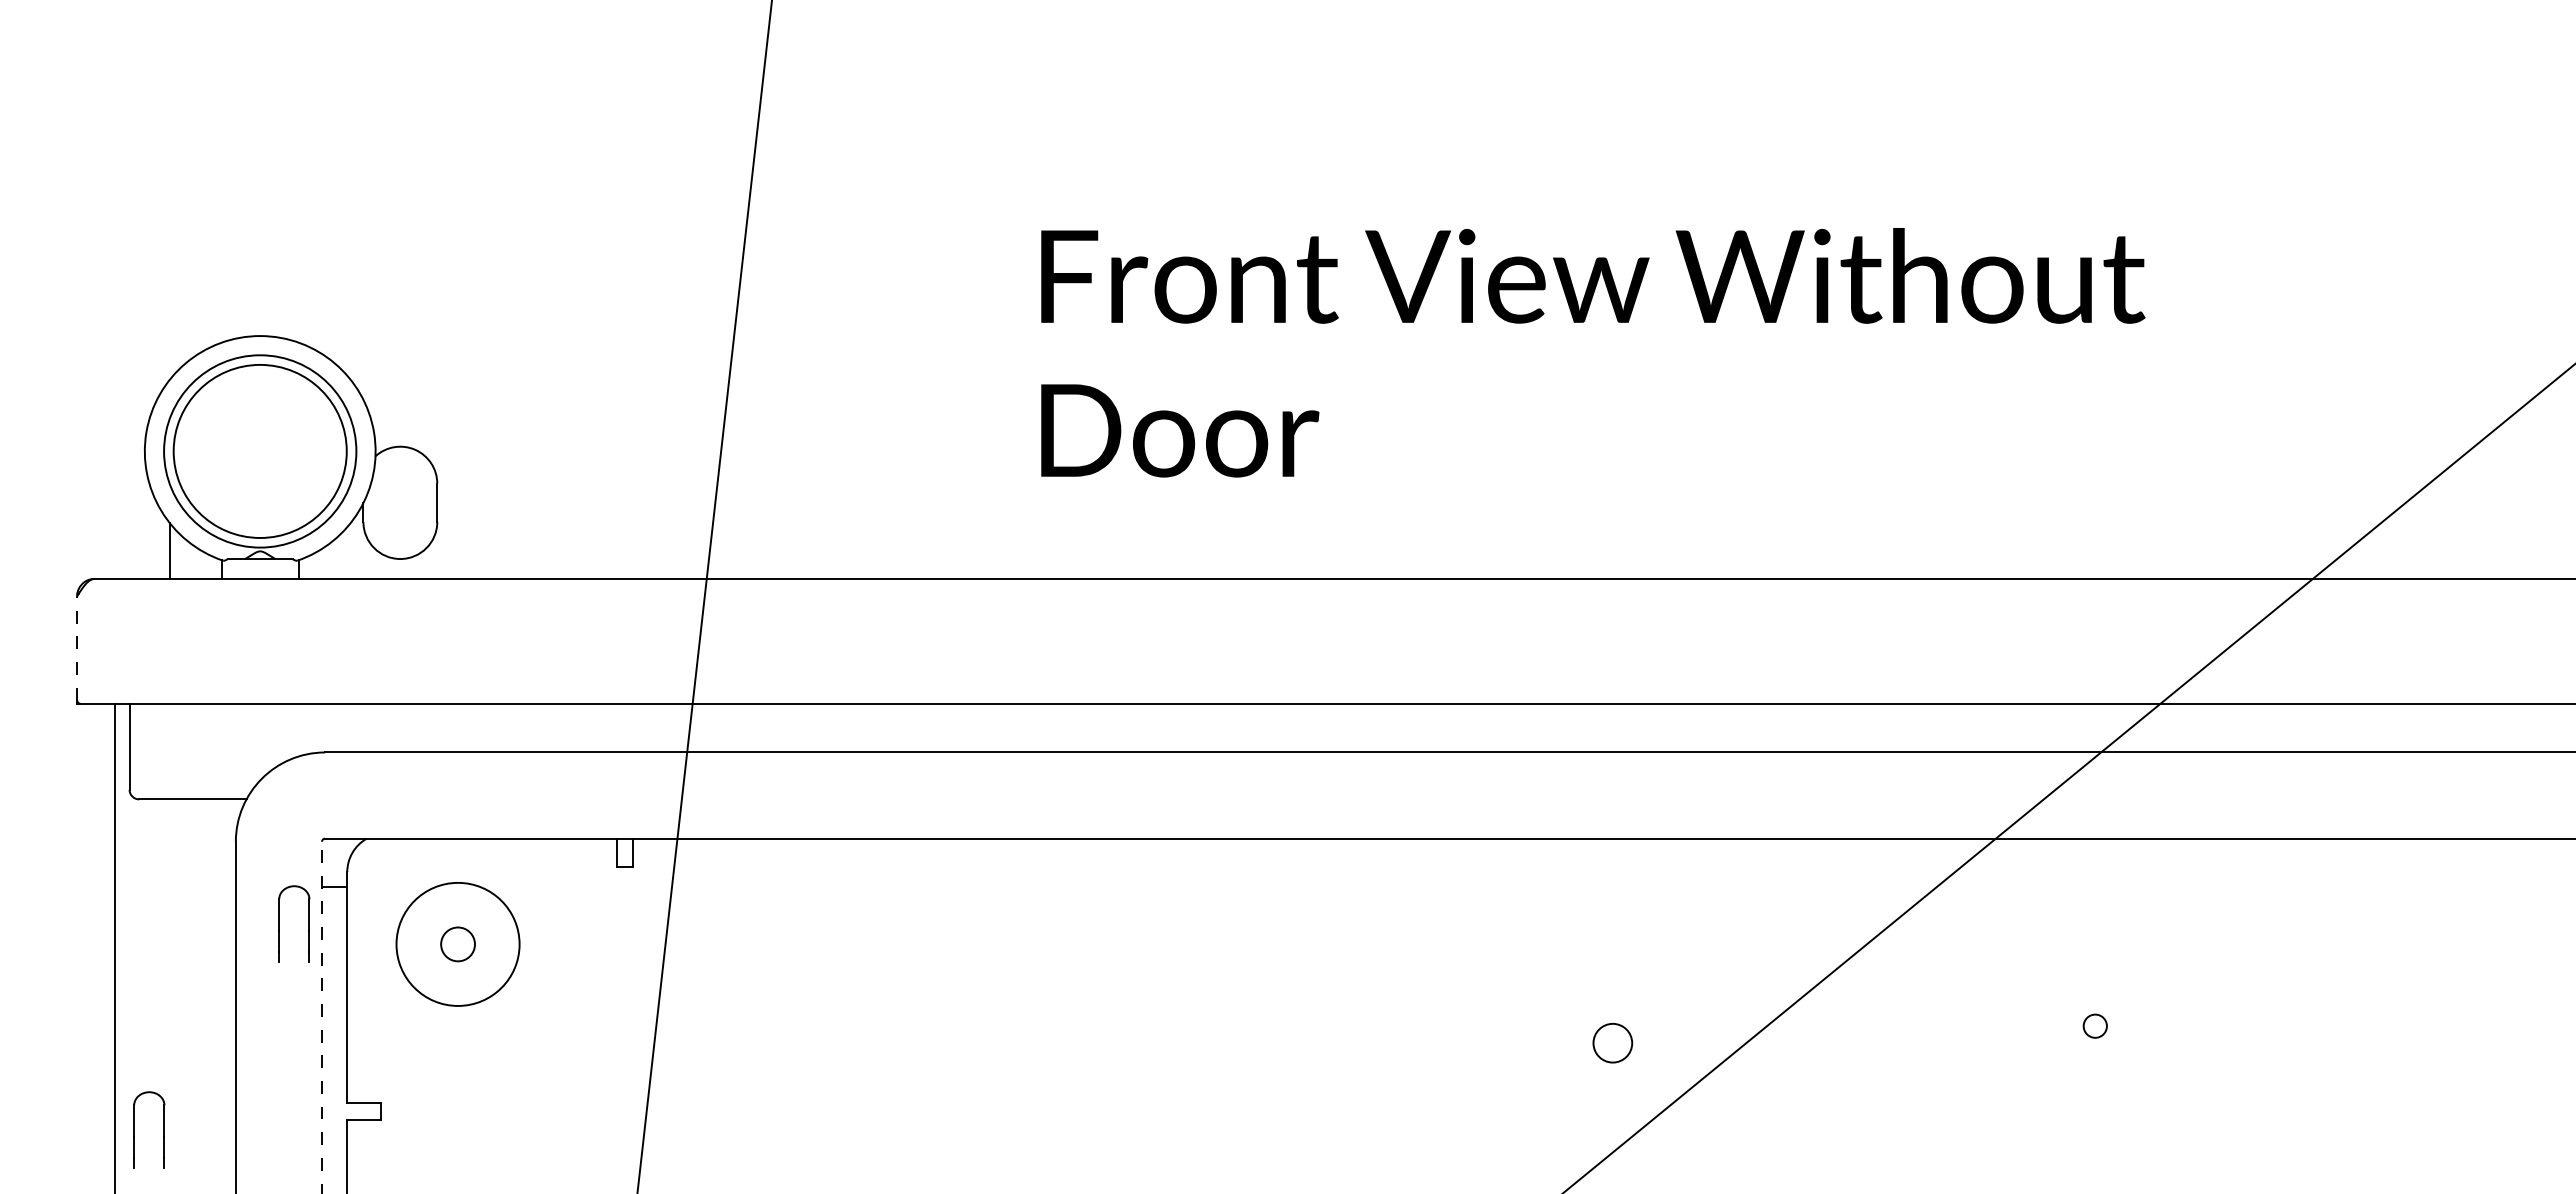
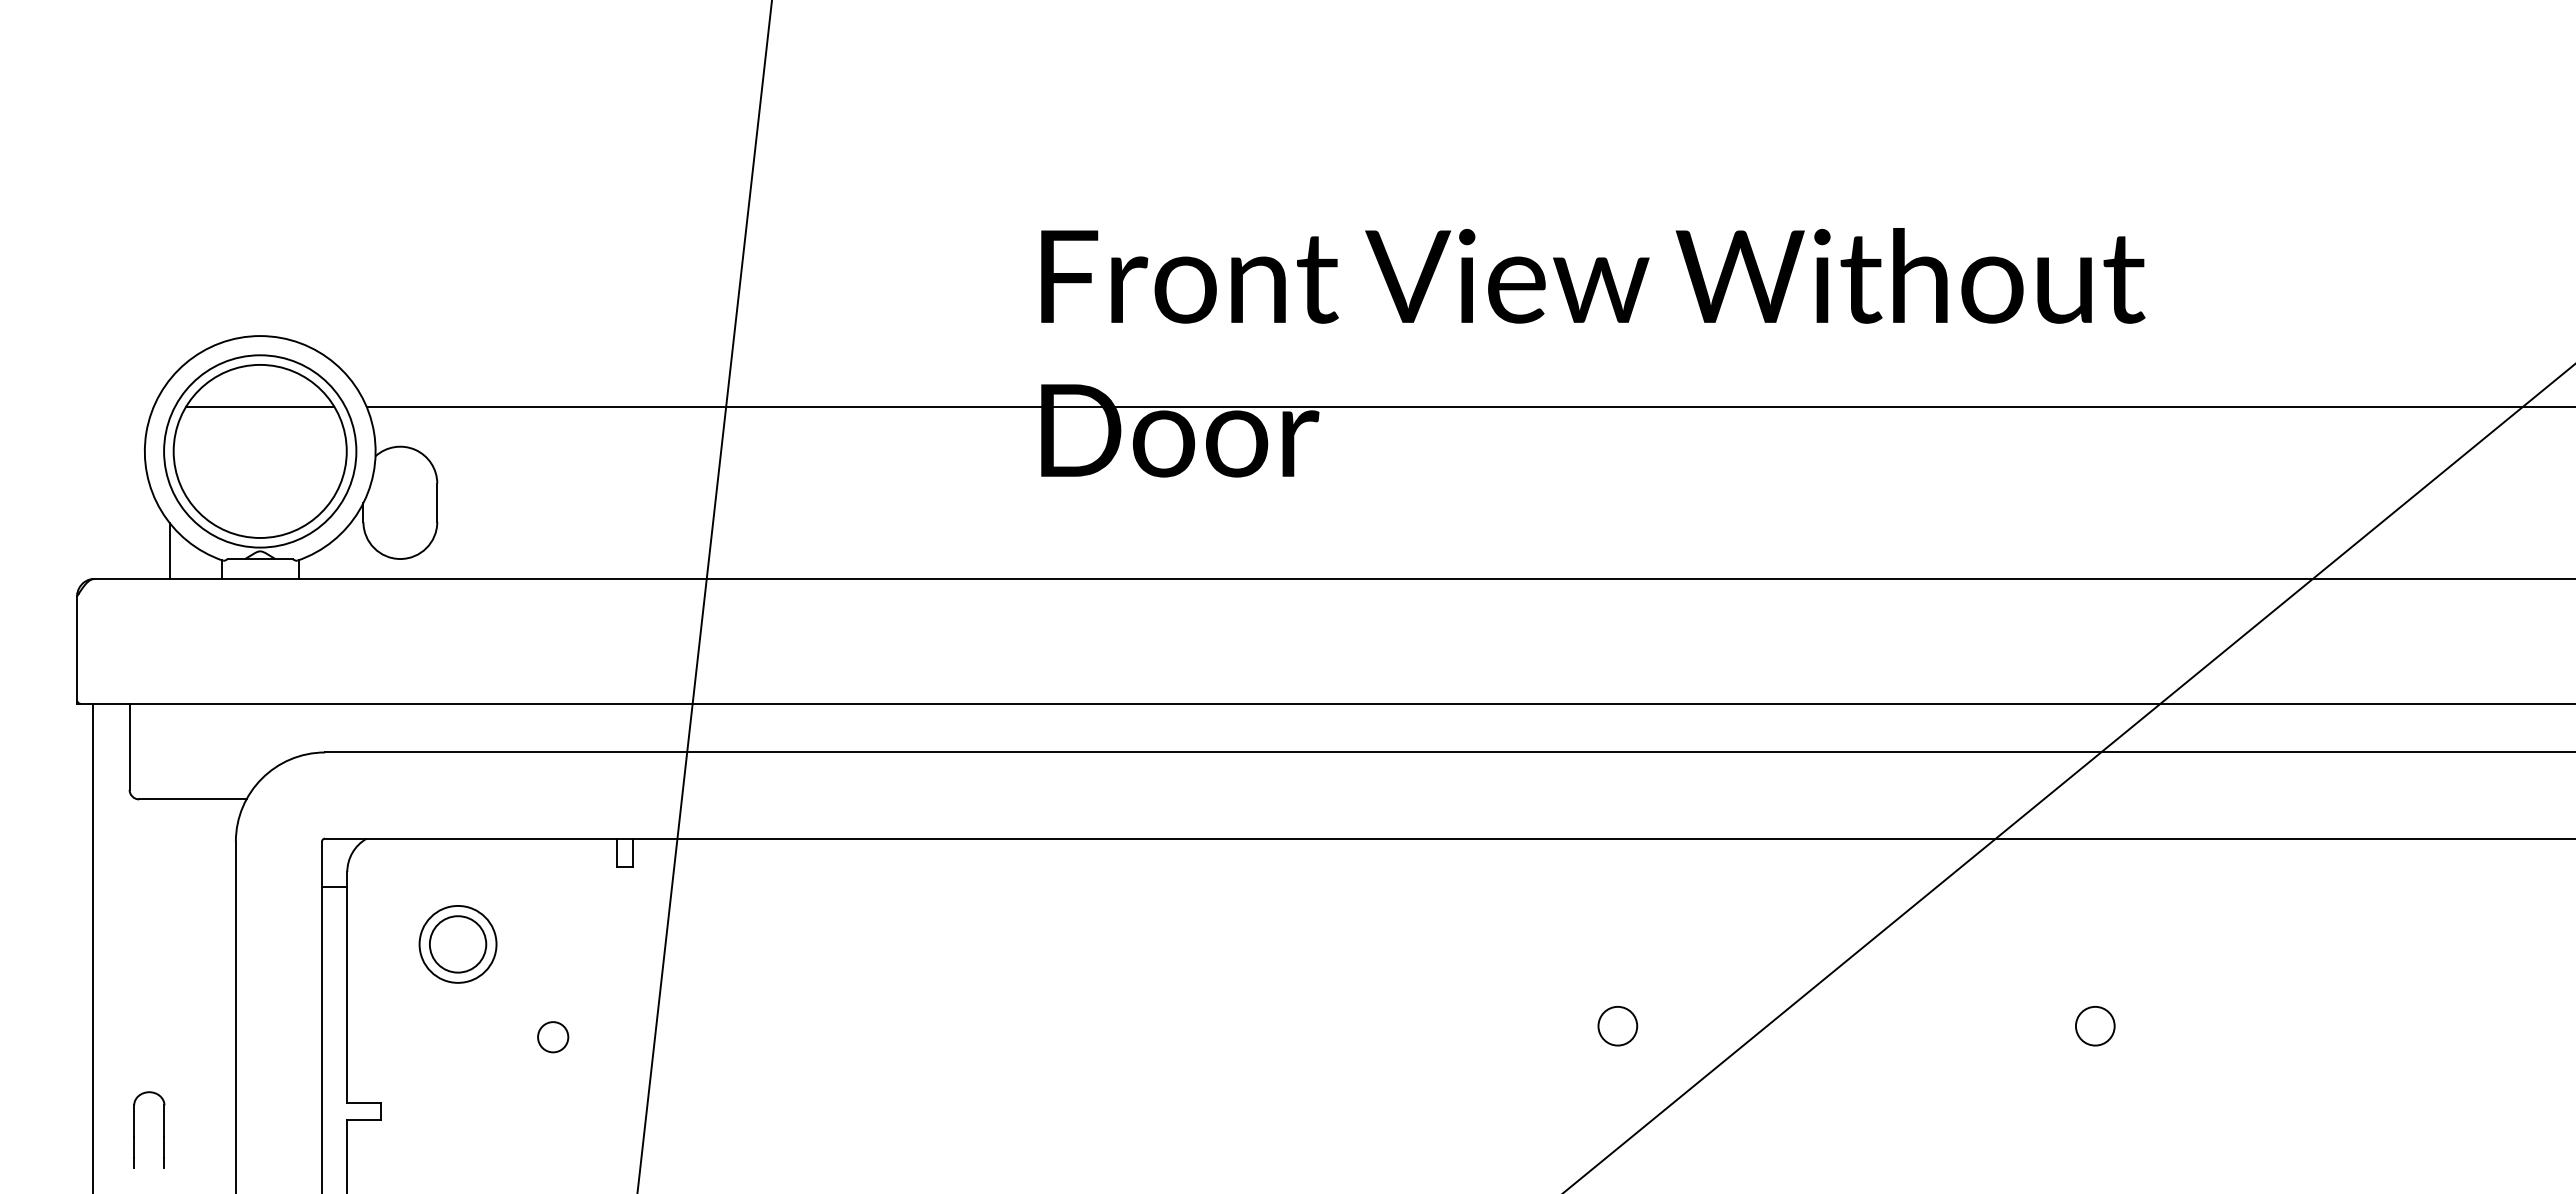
line: none -> present (260, 406)
line: none -> present (1469, 406)
line: dashed -> solid (77, 647)
part: present -> none (308, 923)
circle diameter: 123 px -> 77 px (457, 943)
circle diameter: 34 px -> 56 px (457, 944)
line position: (114, 946) -> (92, 946) (92, 946)
line: dashed -> solid (322, 1017)
circle diameter: 23 px -> 39 px (2094, 1025)
circle: none -> present (553, 1037)
circle position: (1612, 1043) -> (1617, 1026) (1617, 1026)
